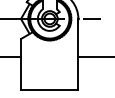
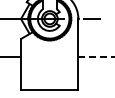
line: solid -> dashed (96, 56)
